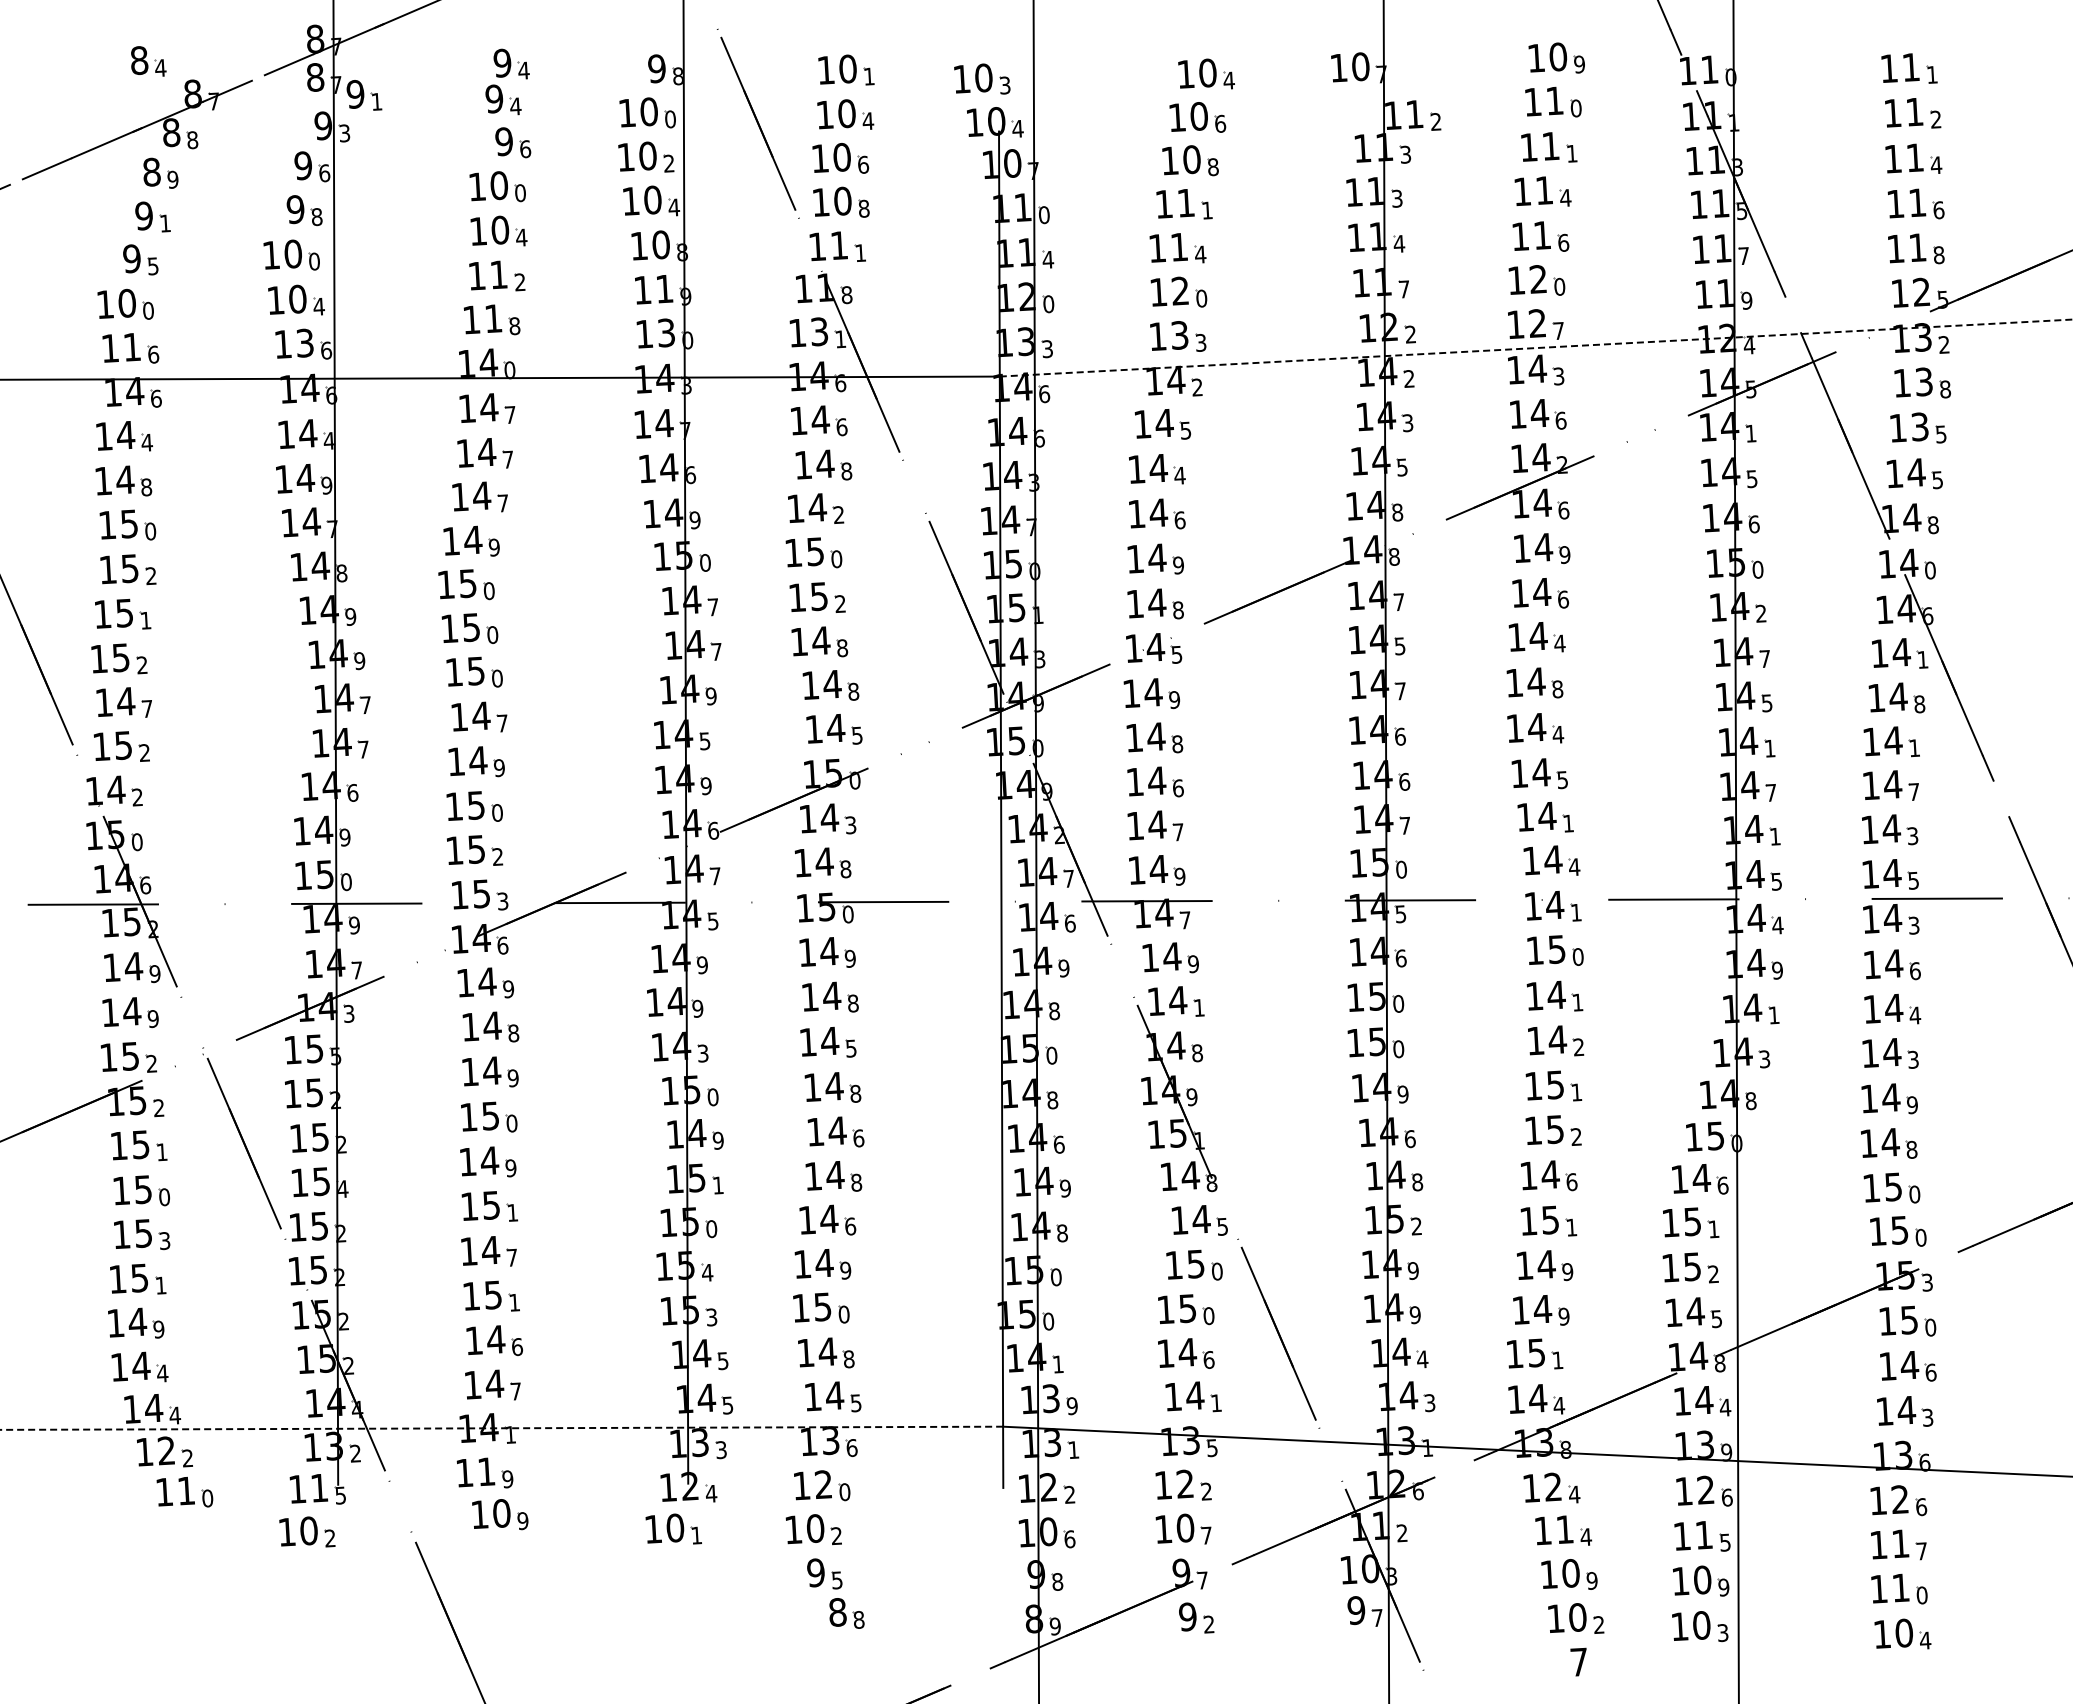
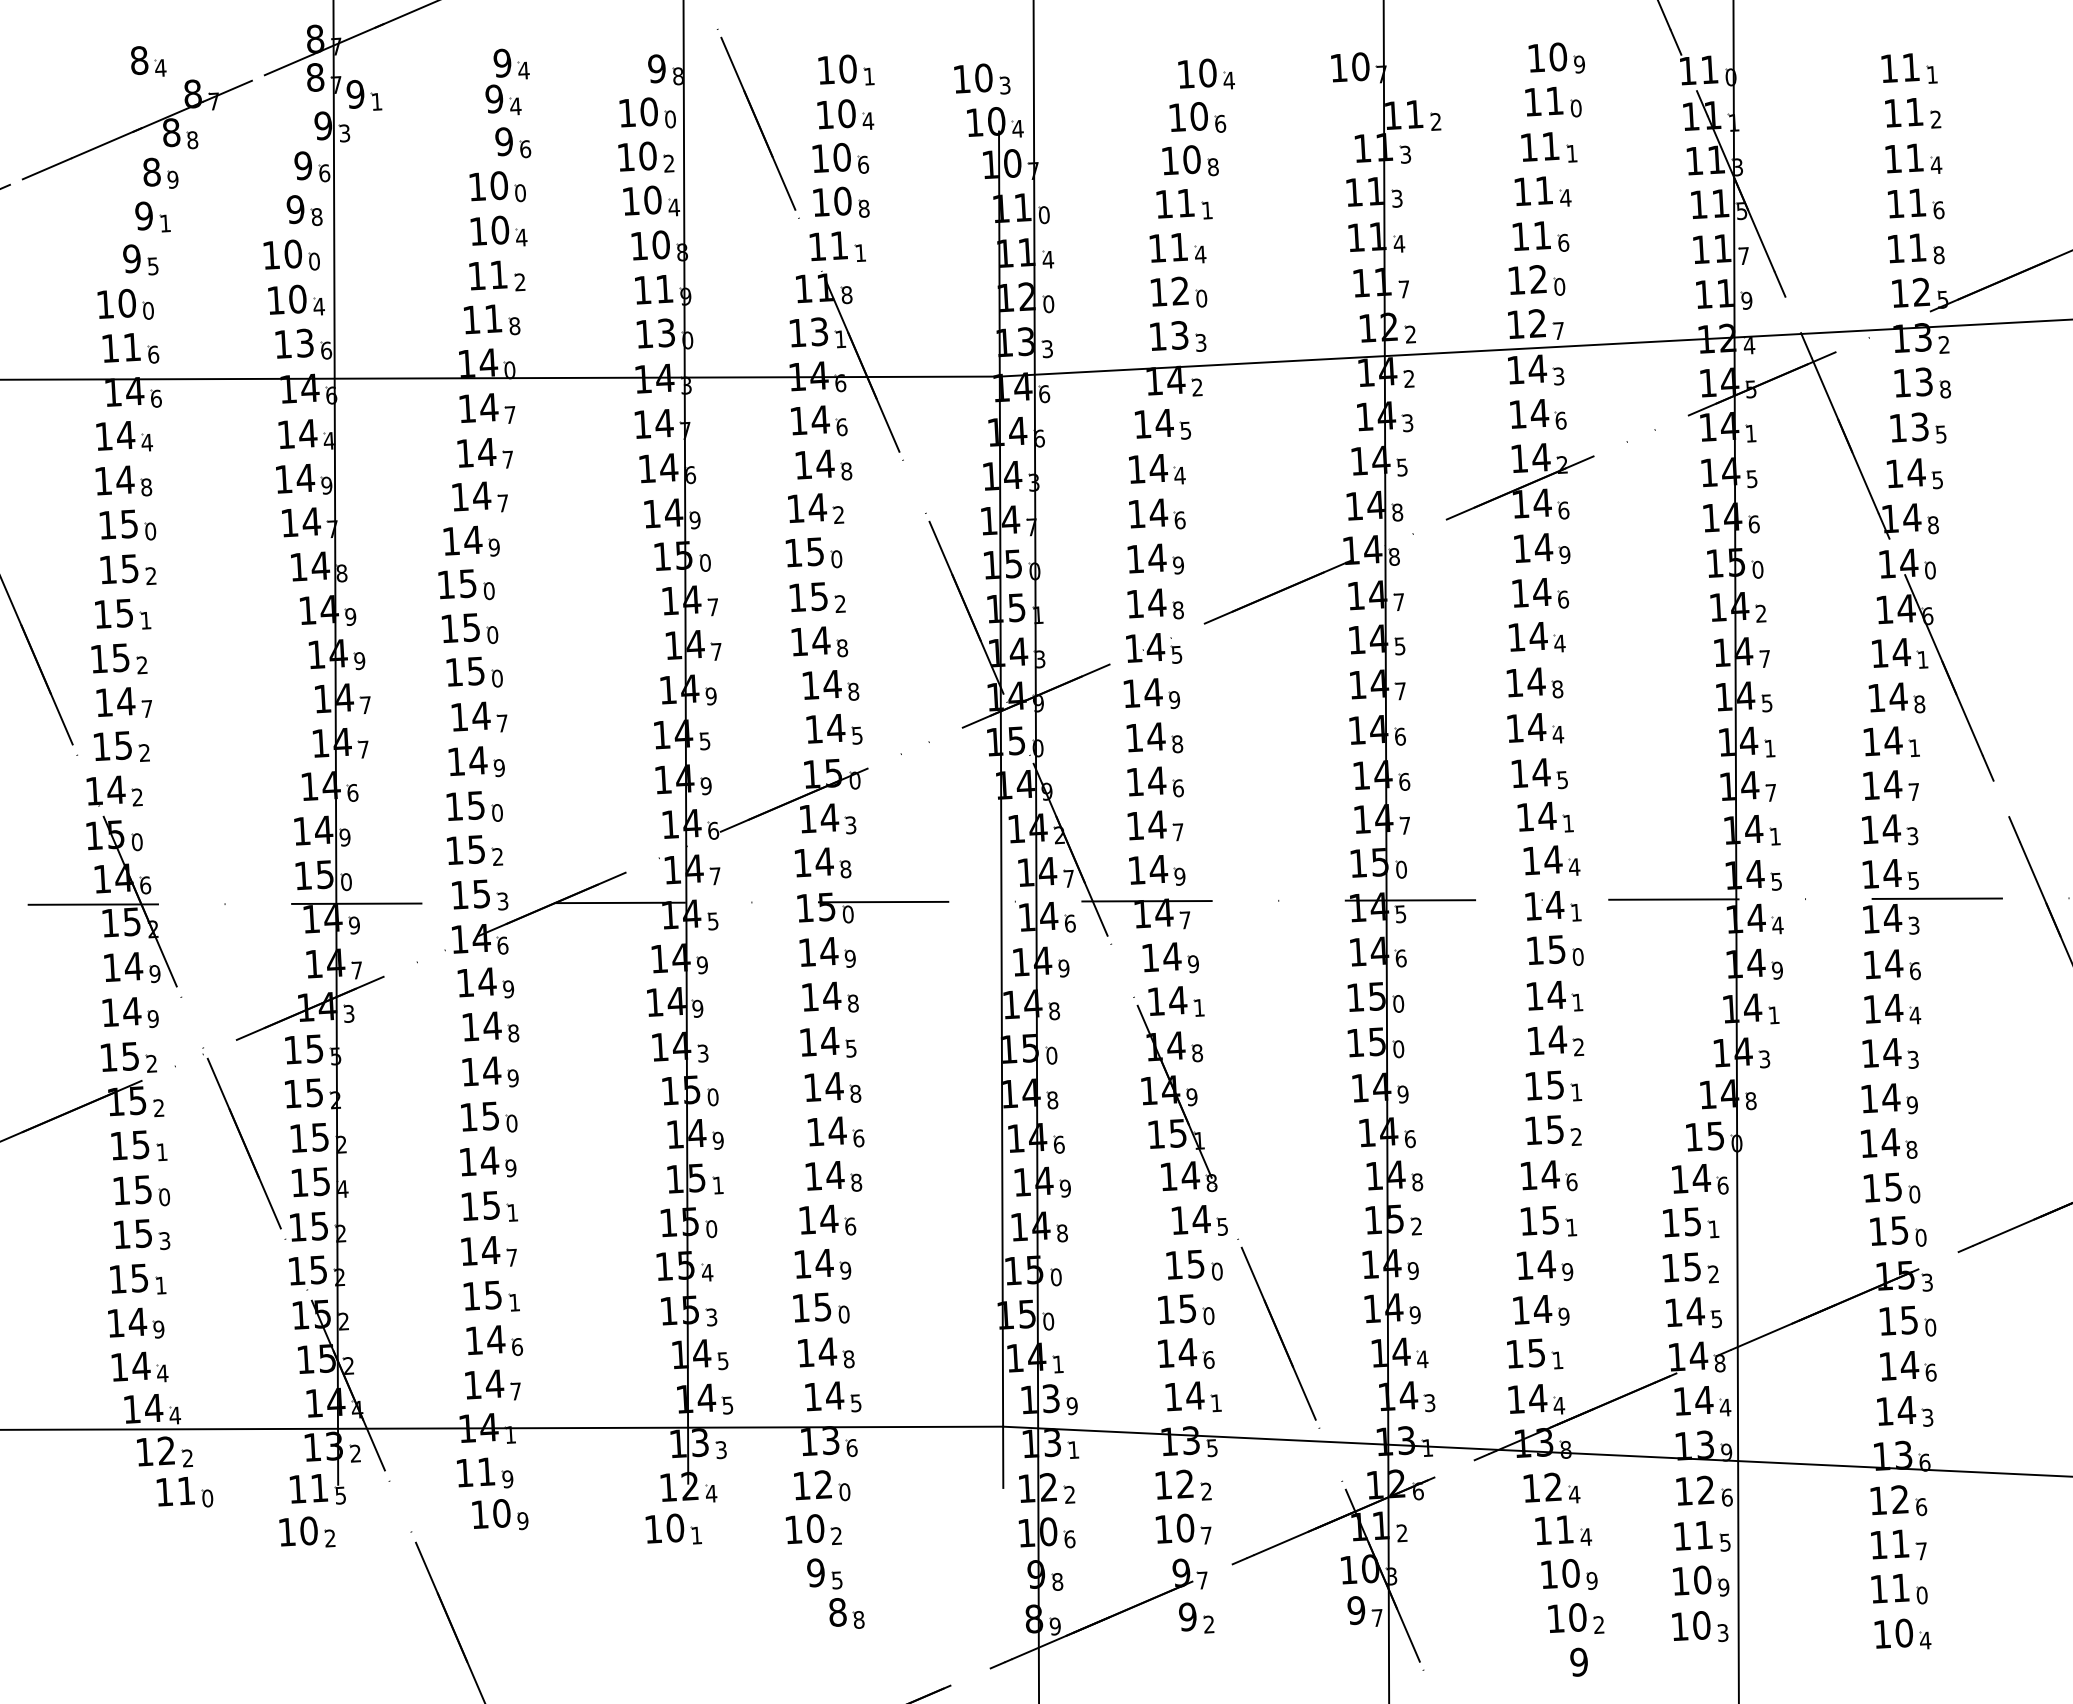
line: dashed -> solid (1535, 348)
line: dashed -> solid (501, 1428)
text: 7 -> 9 (1578, 1661)
